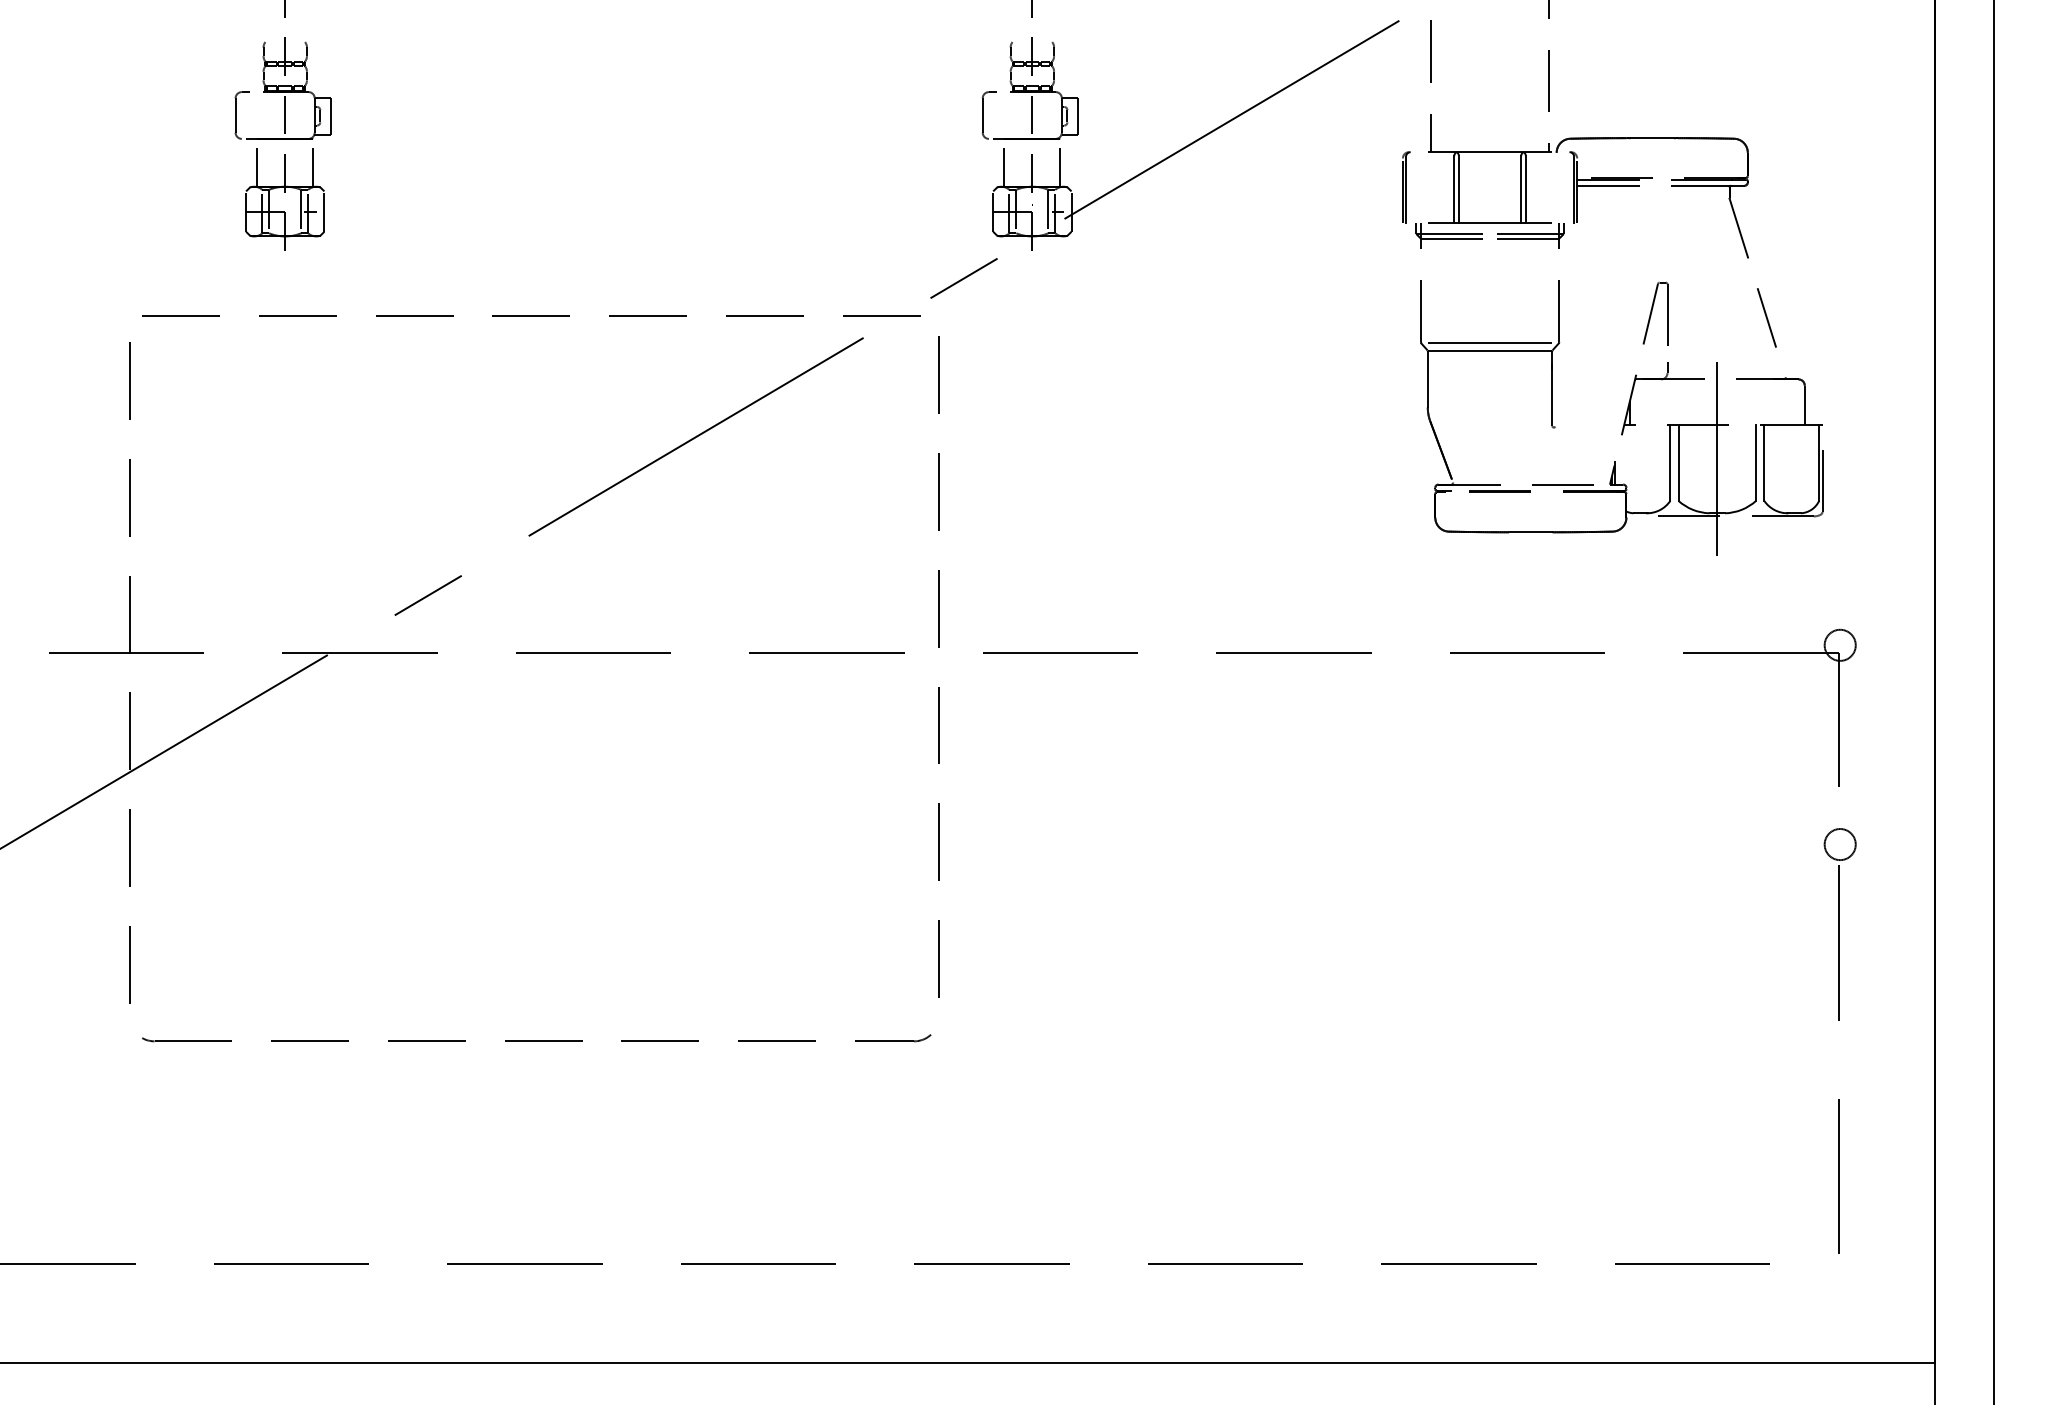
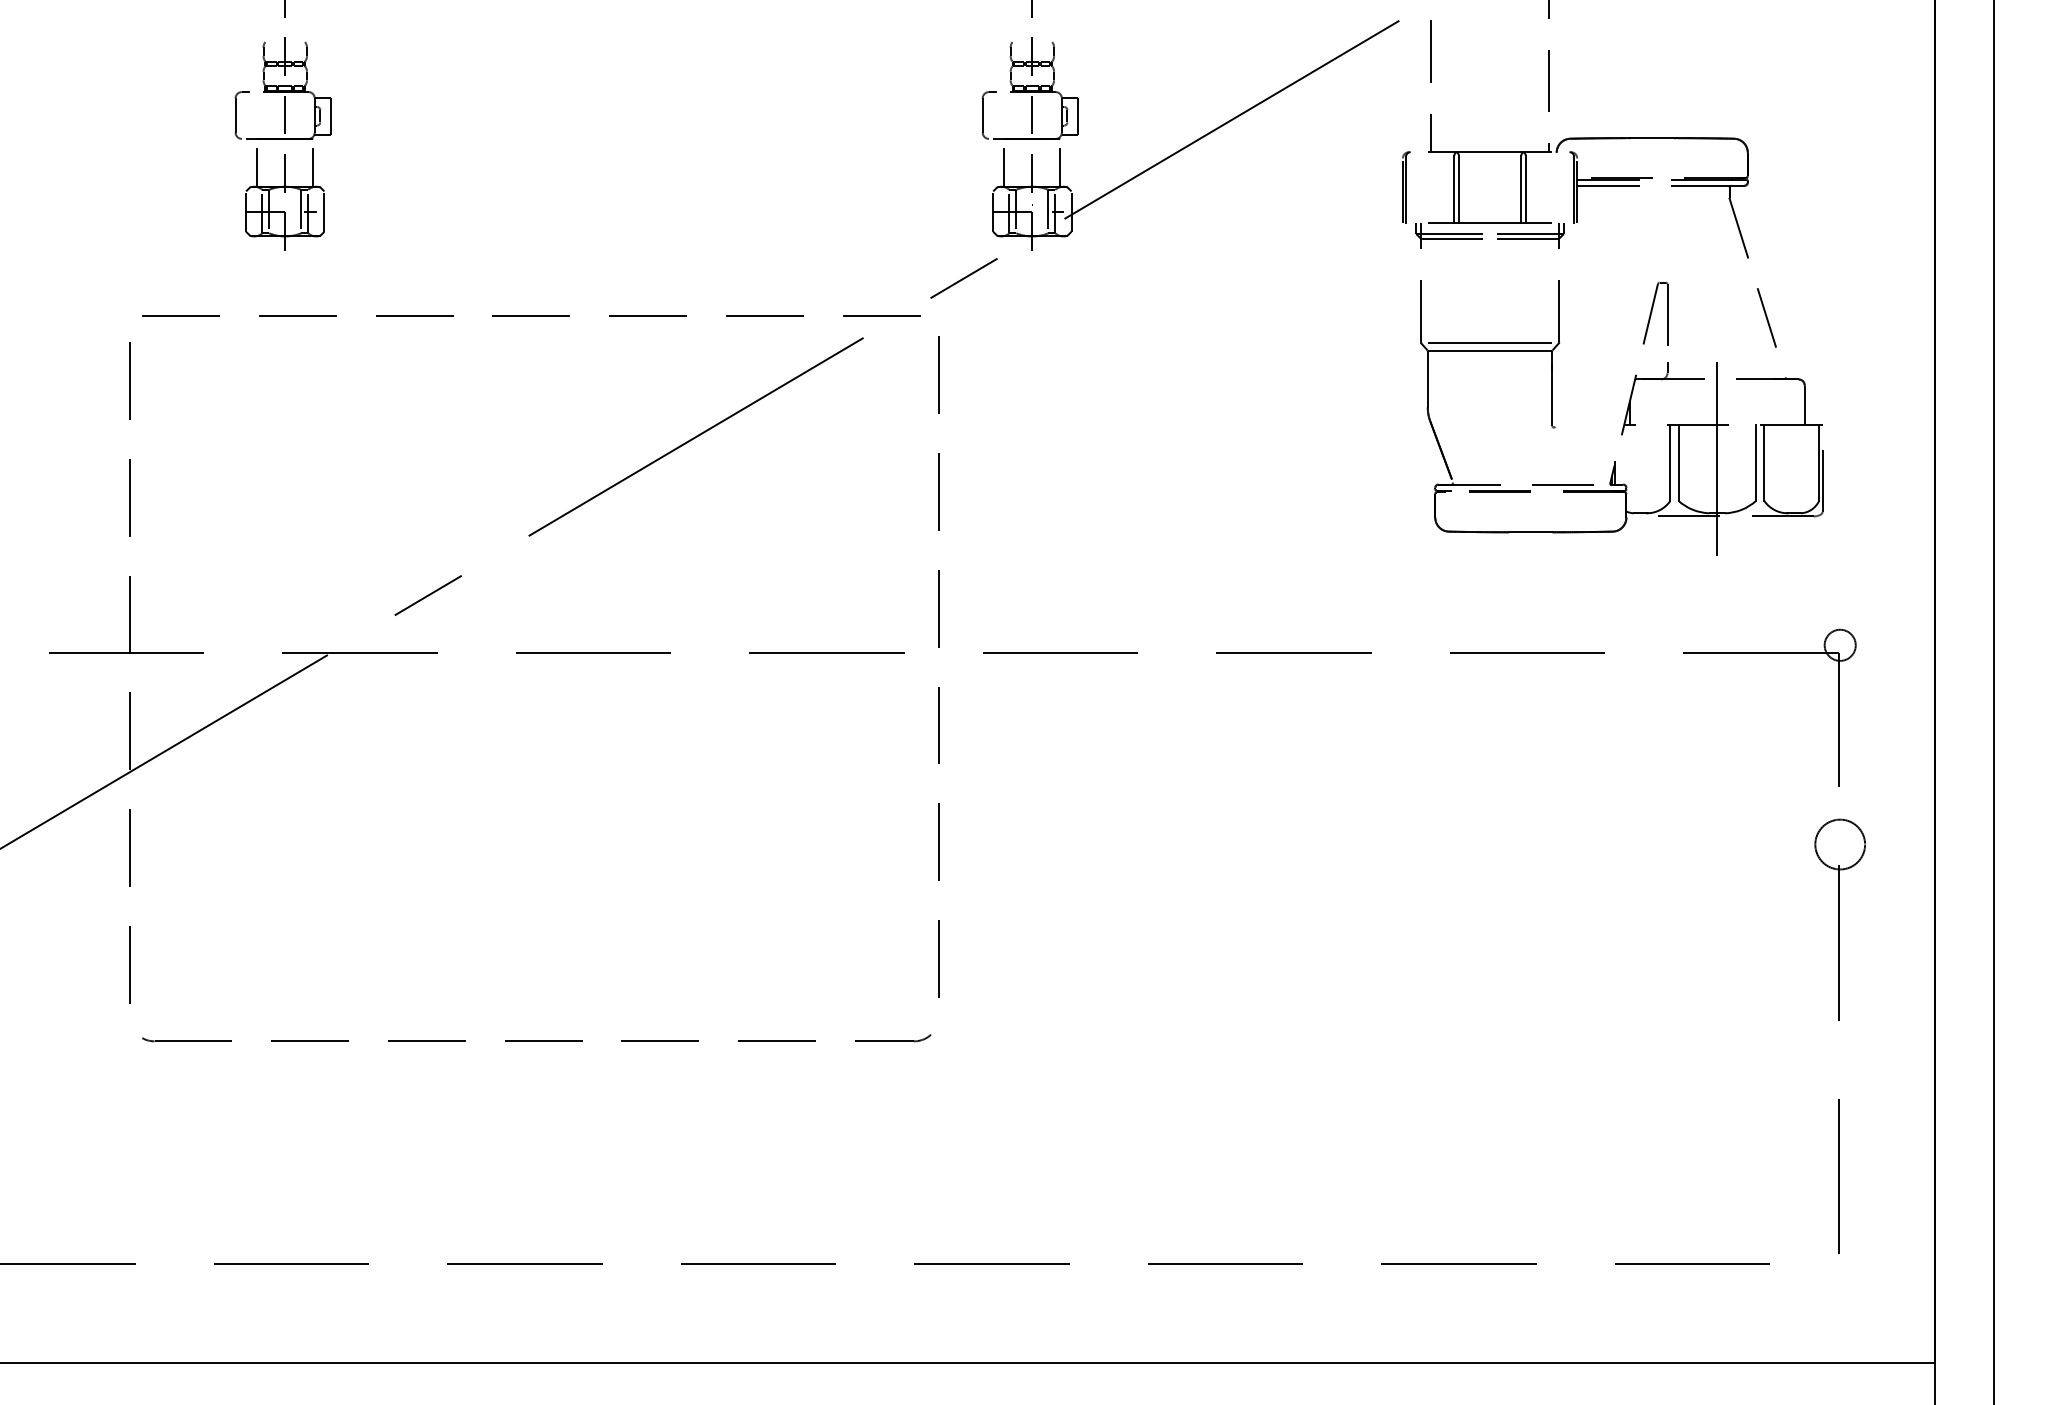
circle diameter: 31 px -> 50 px (1840, 844)
